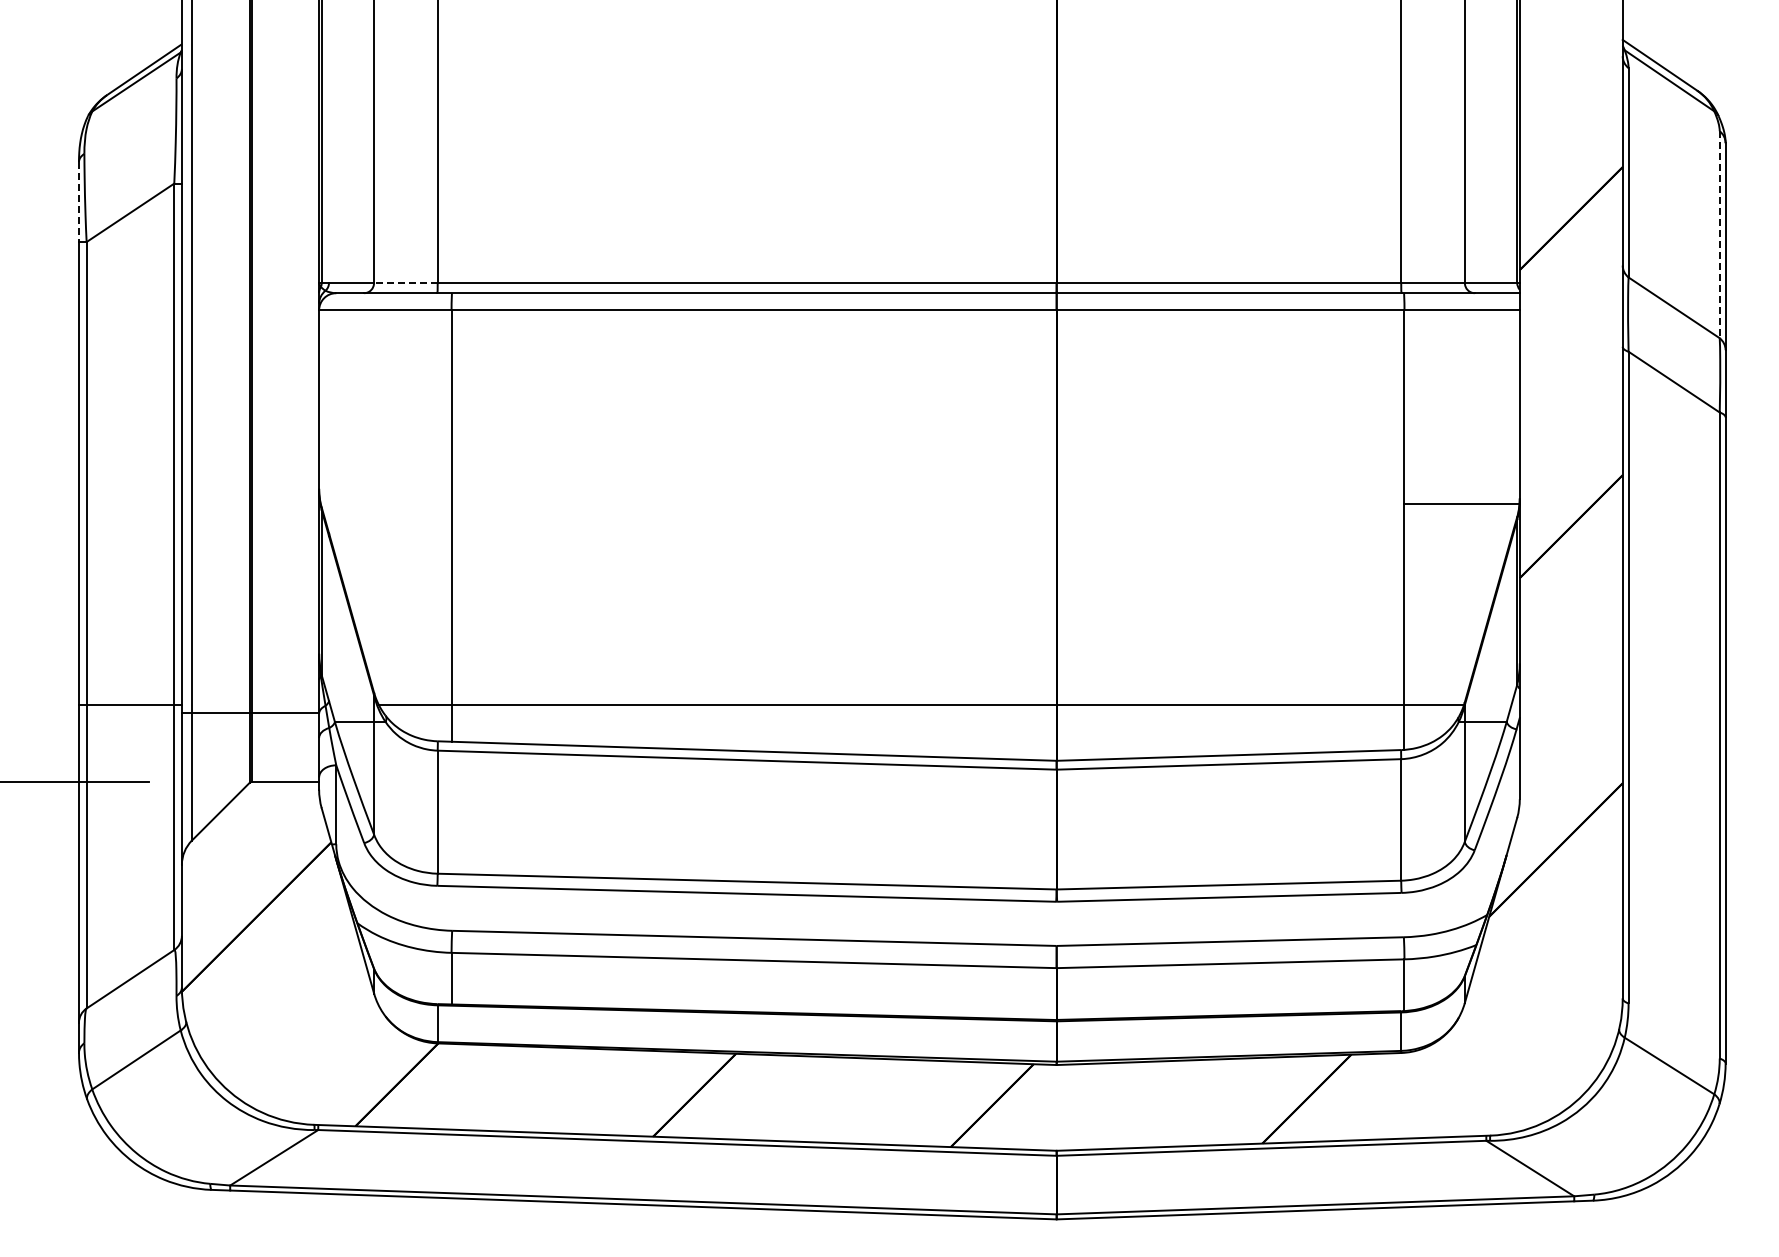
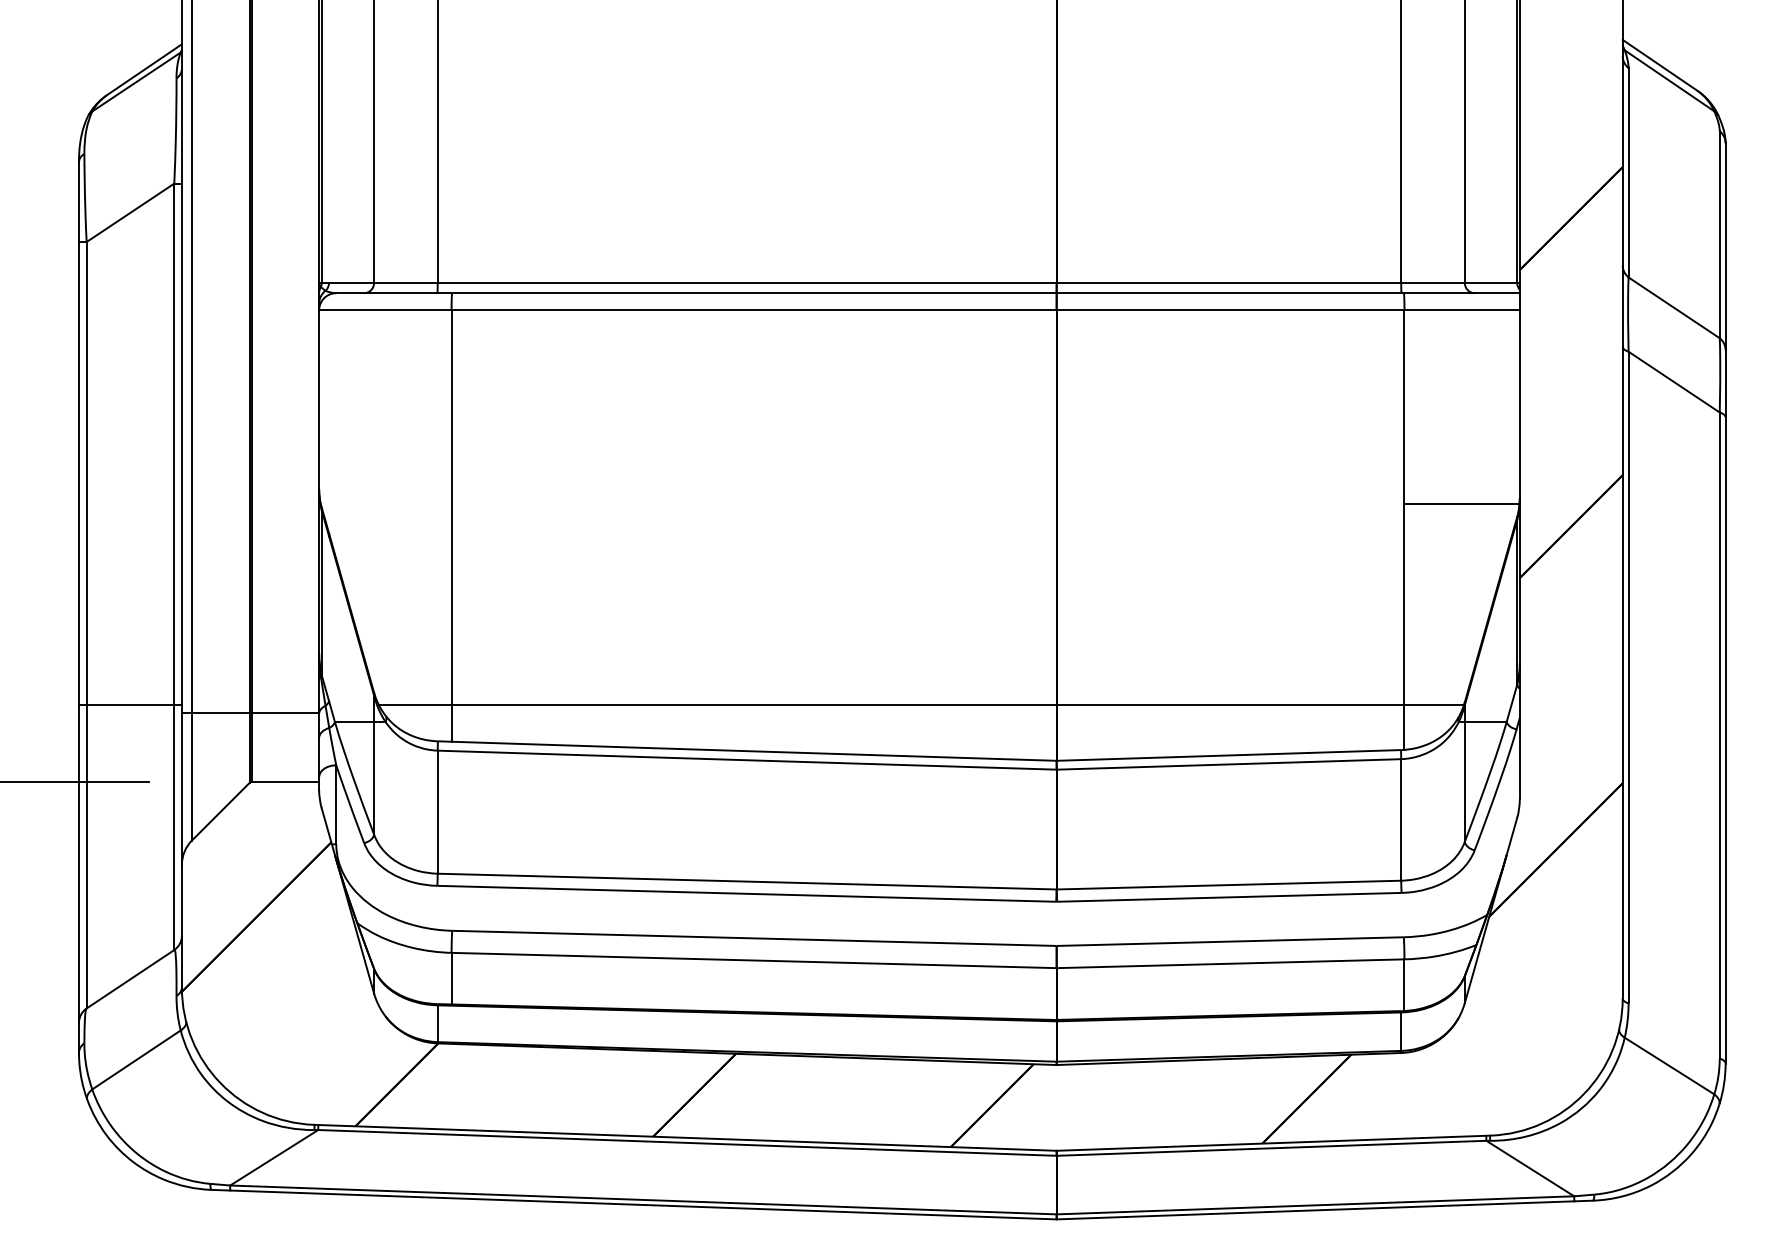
line: dashed -> solid (79, 202)
line: dashed -> solid (1719, 235)
line: dashed -> solid (405, 282)
